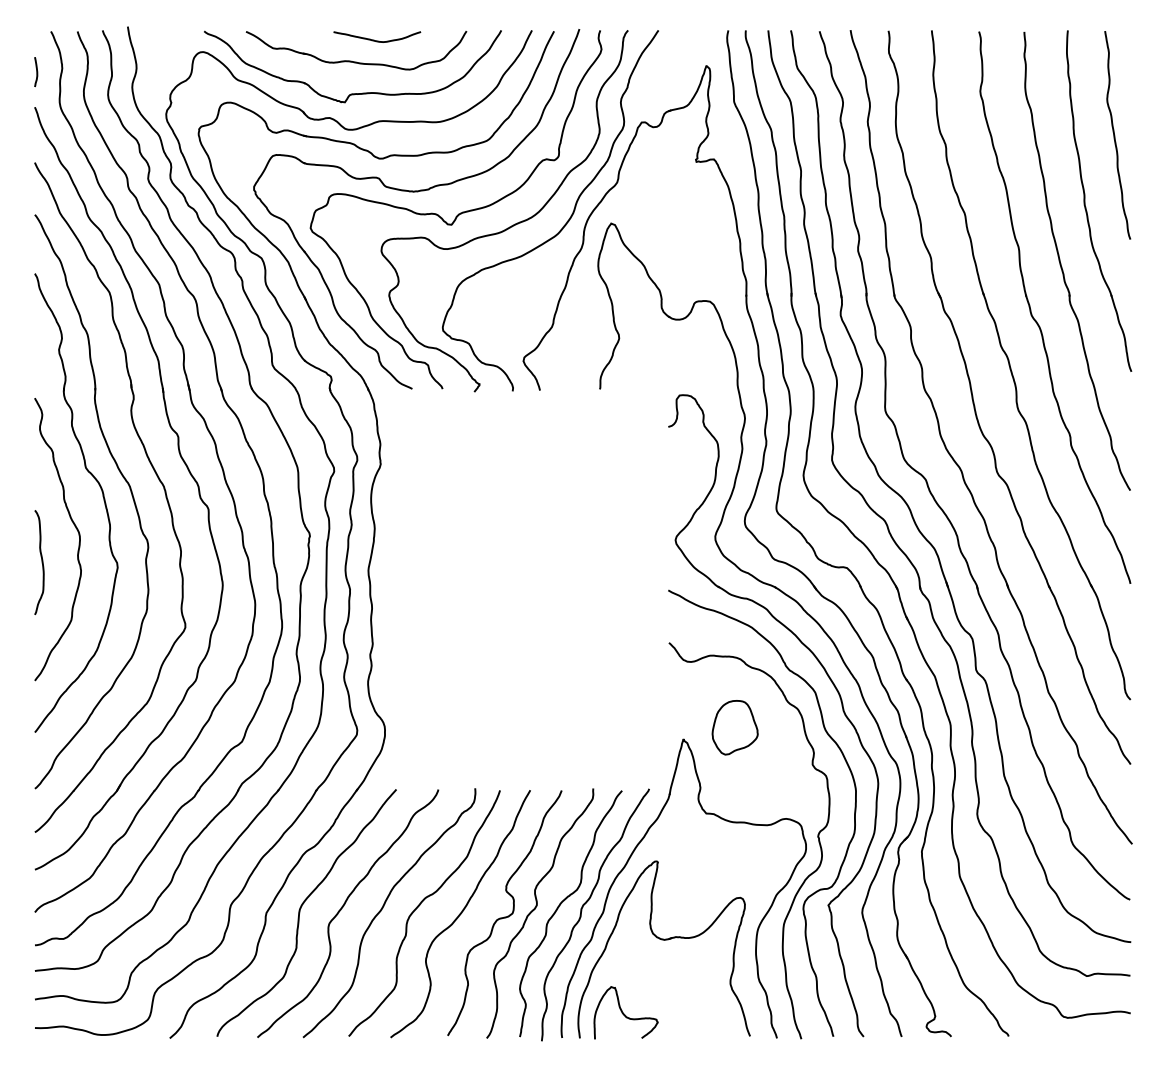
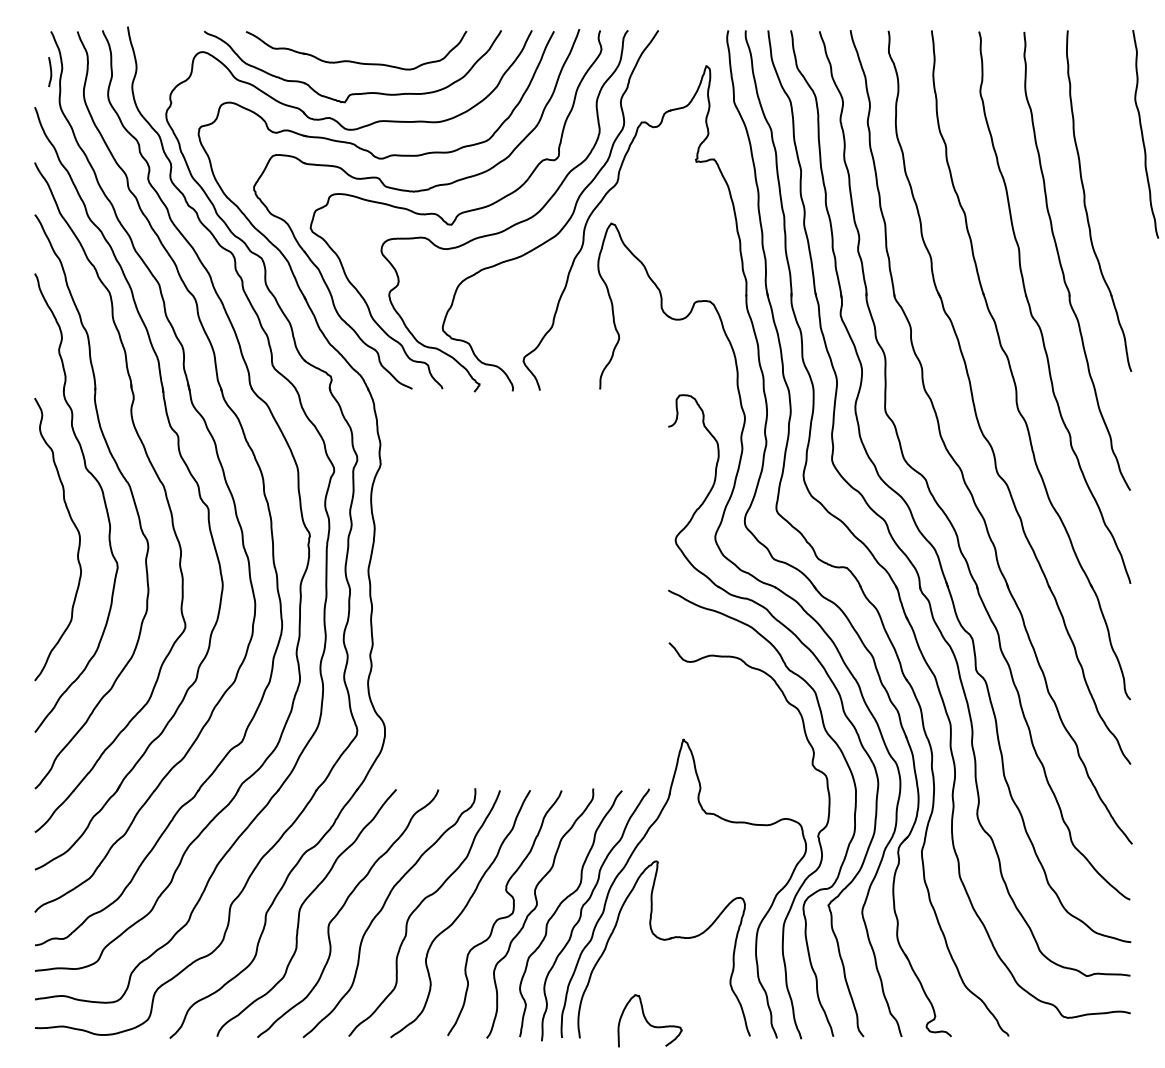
curve: present -> none (377, 40)
curve position: (36, 72) -> (50, 72) (50, 72)
curve position: (1115, 135) -> (1143, 134) (1143, 134)
curve: present -> none (41, 562)
part: present -> none (734, 727)
curve position: (624, 1013) -> (648, 1021) (648, 1021)
